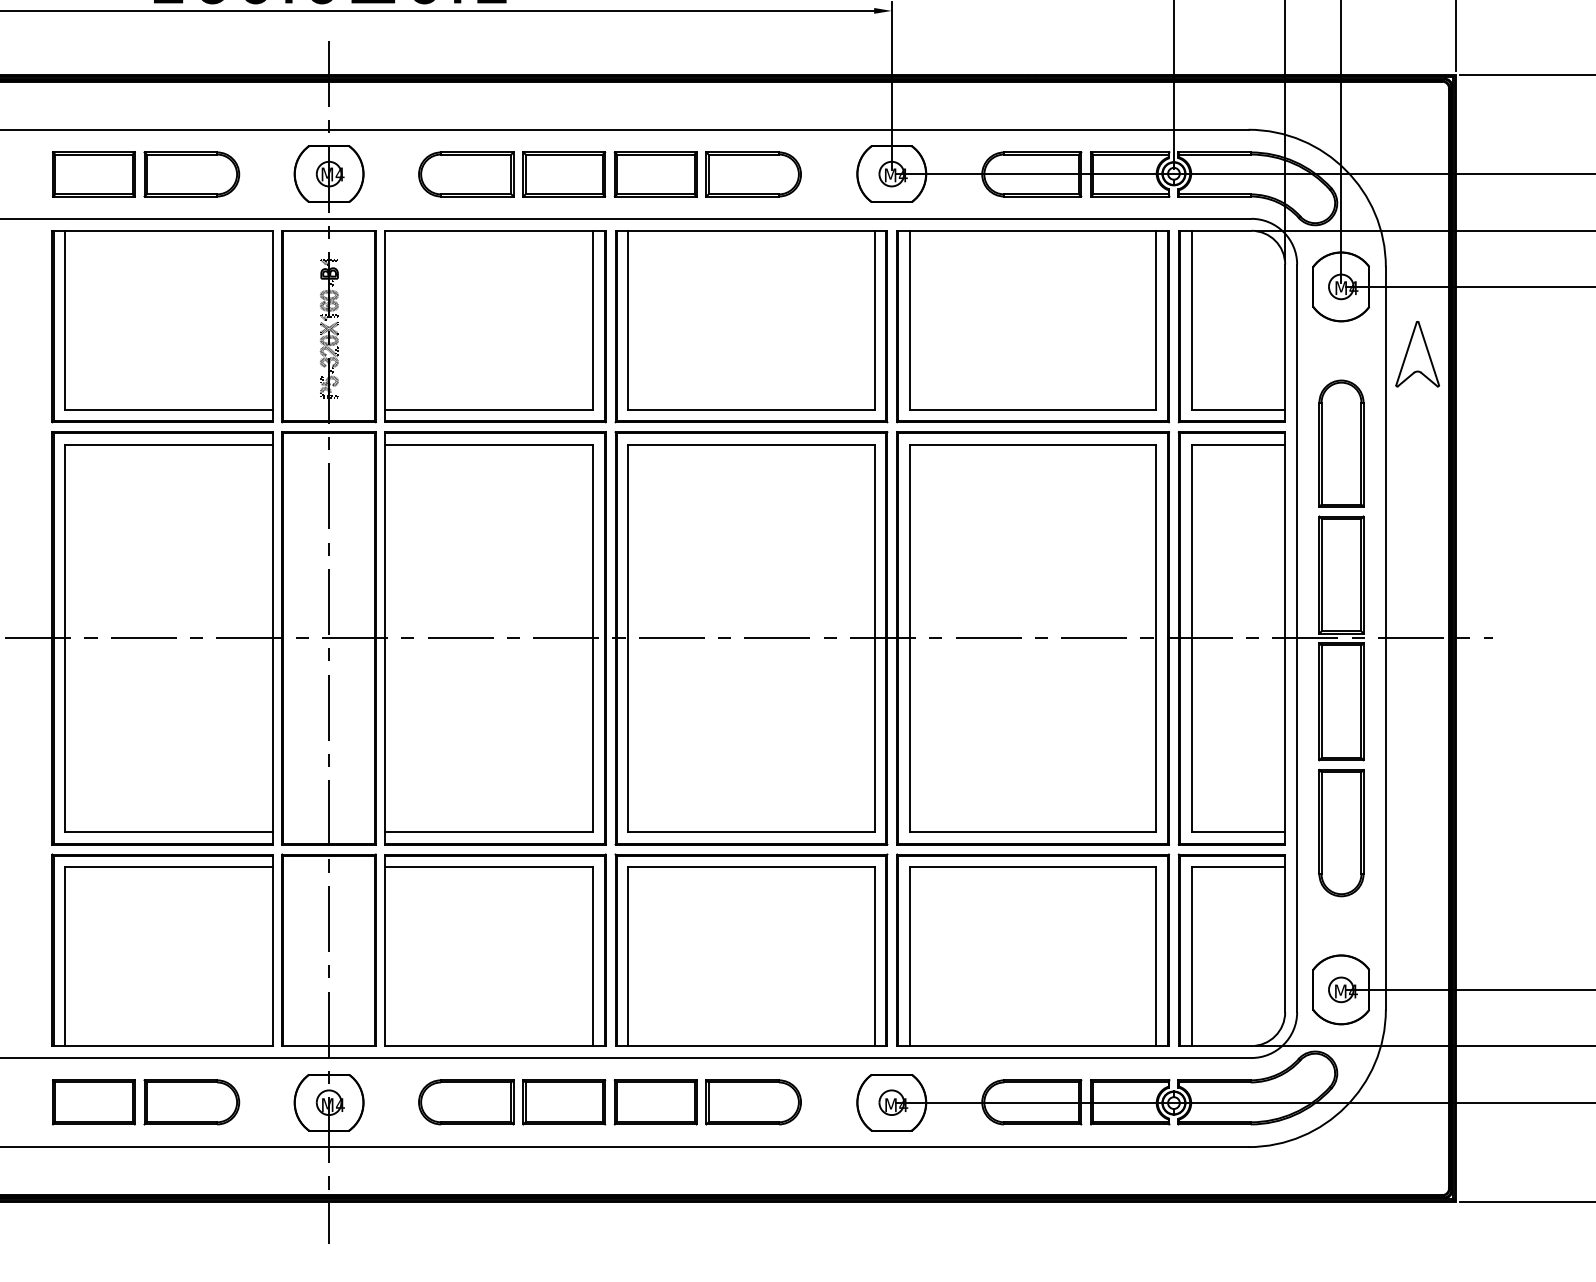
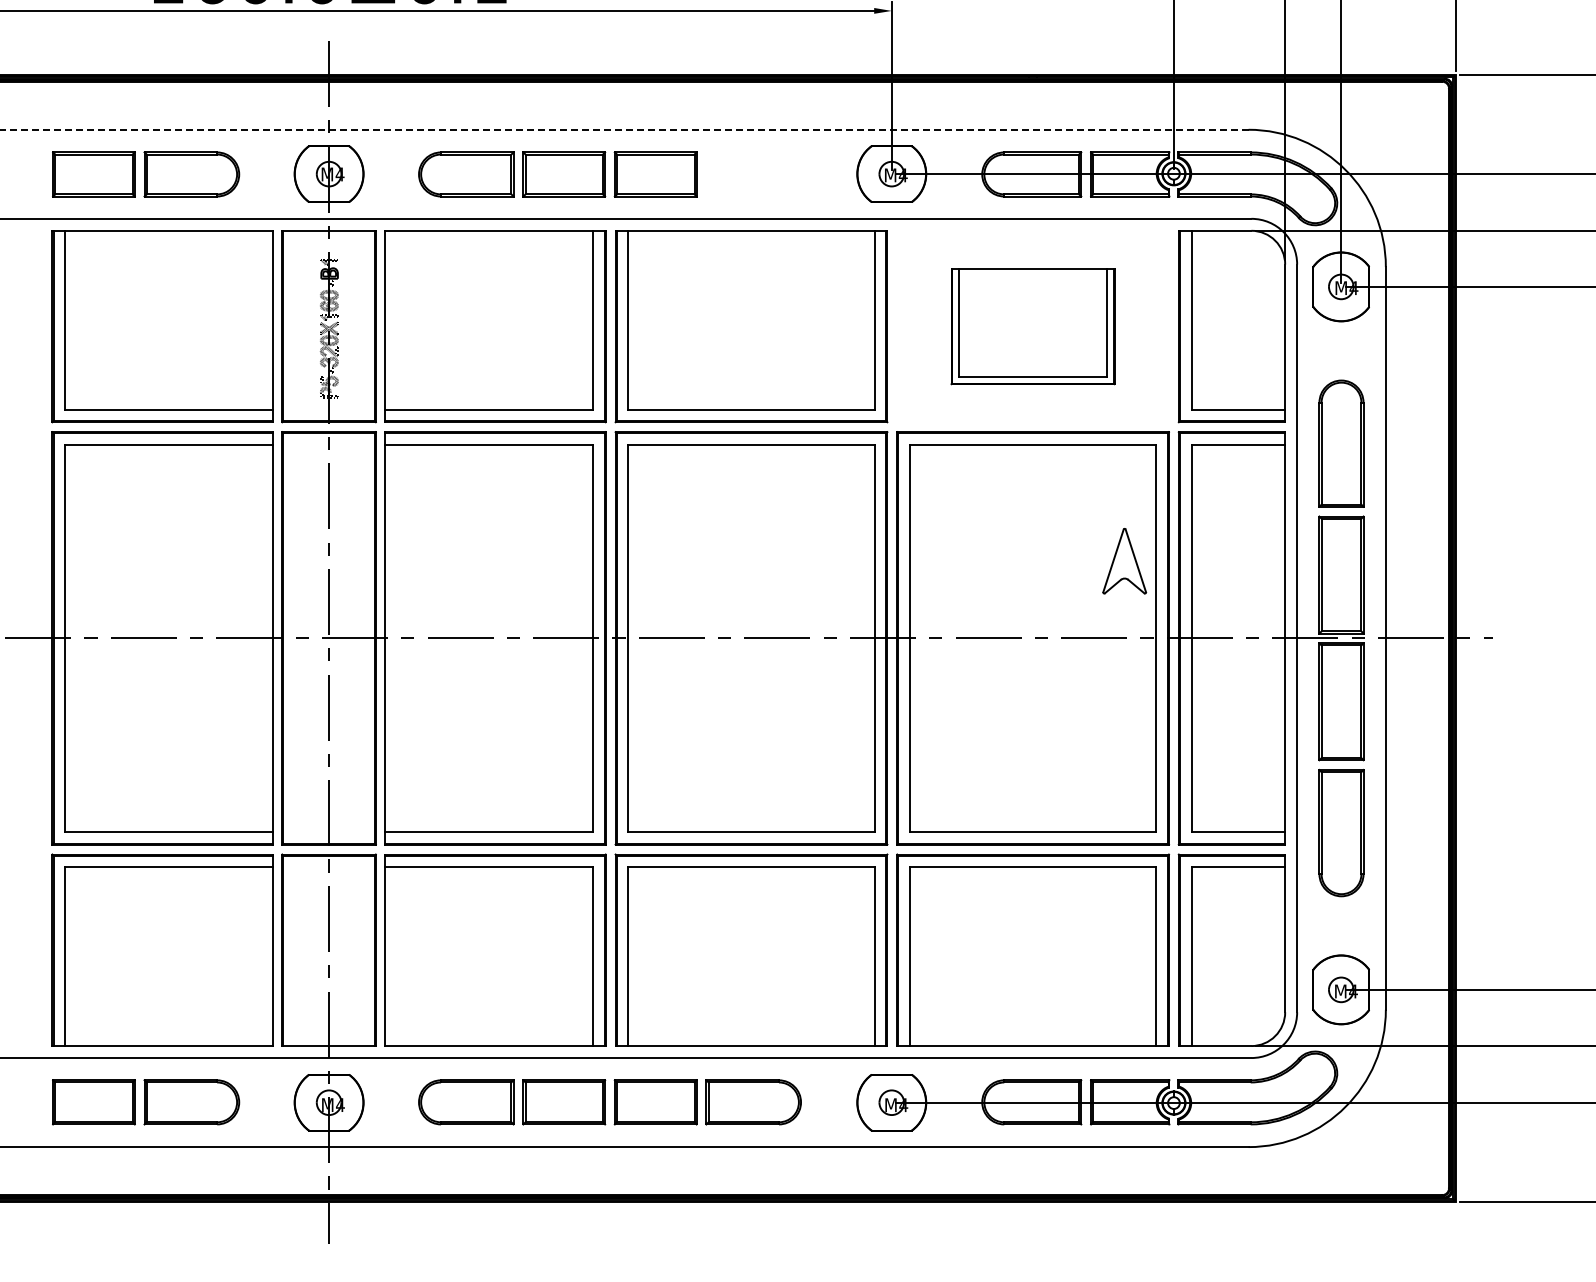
line: solid -> dashed (624, 129)
part: present -> none (753, 174)
part size: 274x194 px -> 166x118 px (1032, 326)
part position: (1417, 354) -> (1124, 561) (1124, 561)
